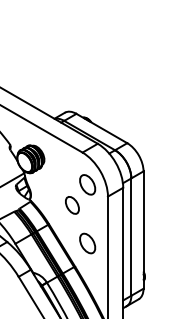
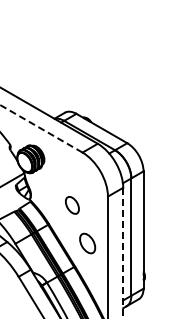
line: solid -> dashed (41, 128)
part: present -> none (87, 184)
line: solid -> dashed (123, 253)
